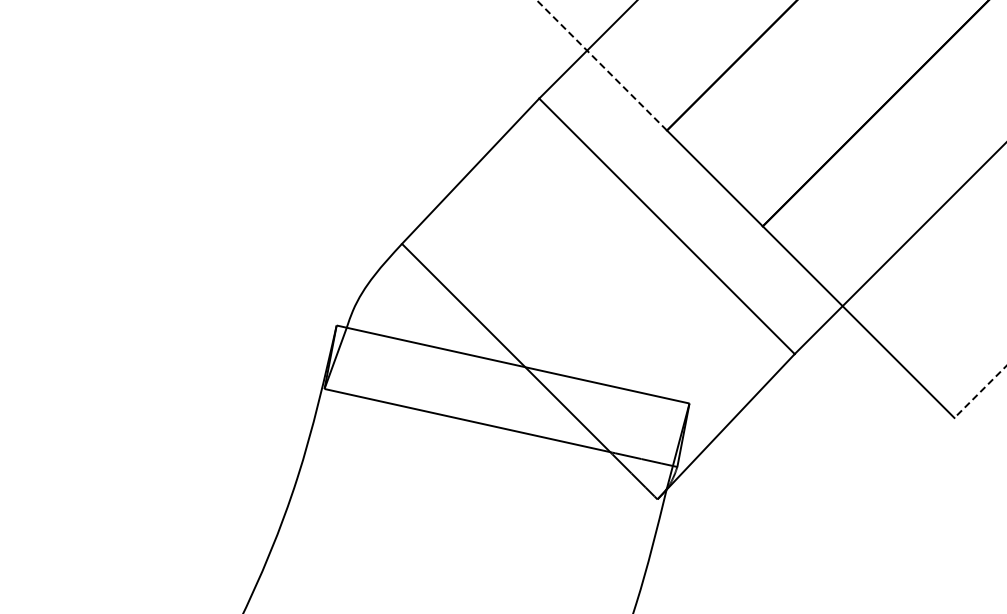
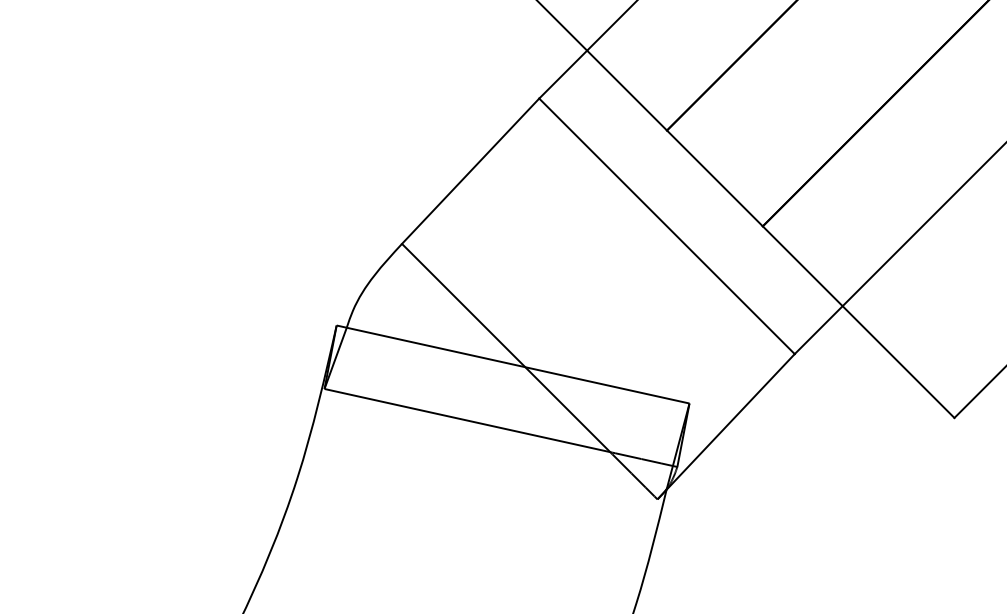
line: dashed -> solid (601, 64)
line: dashed -> solid (980, 391)
